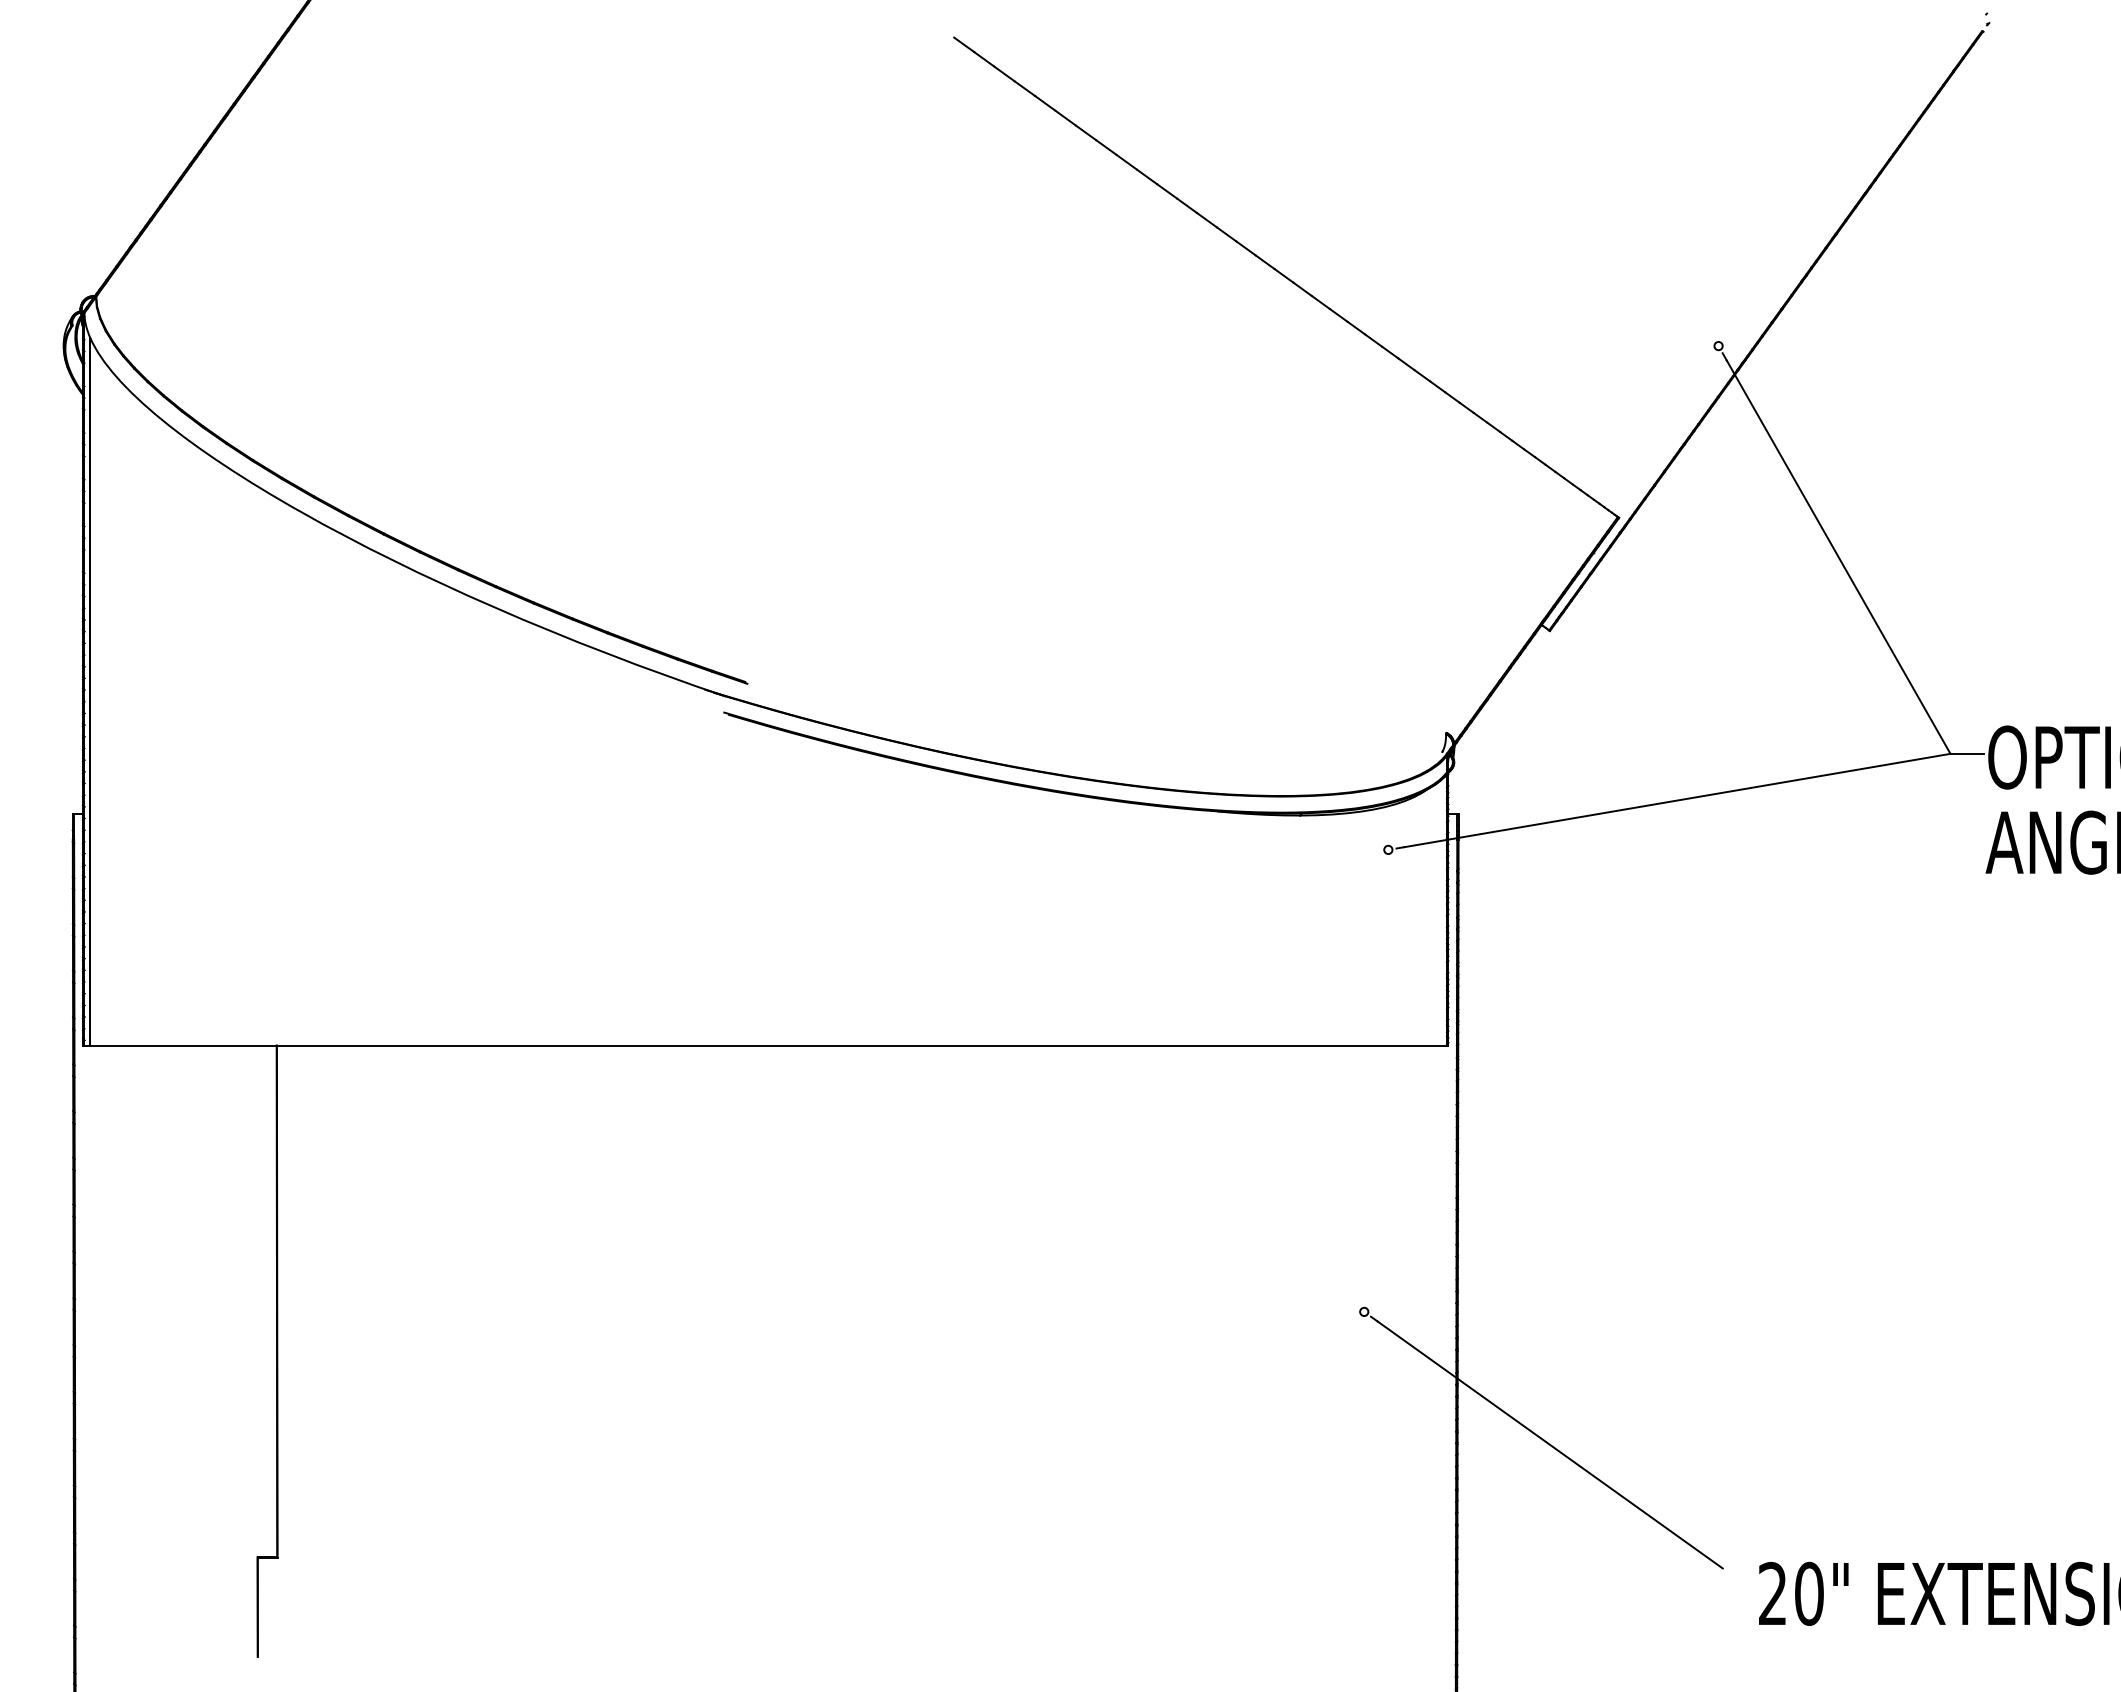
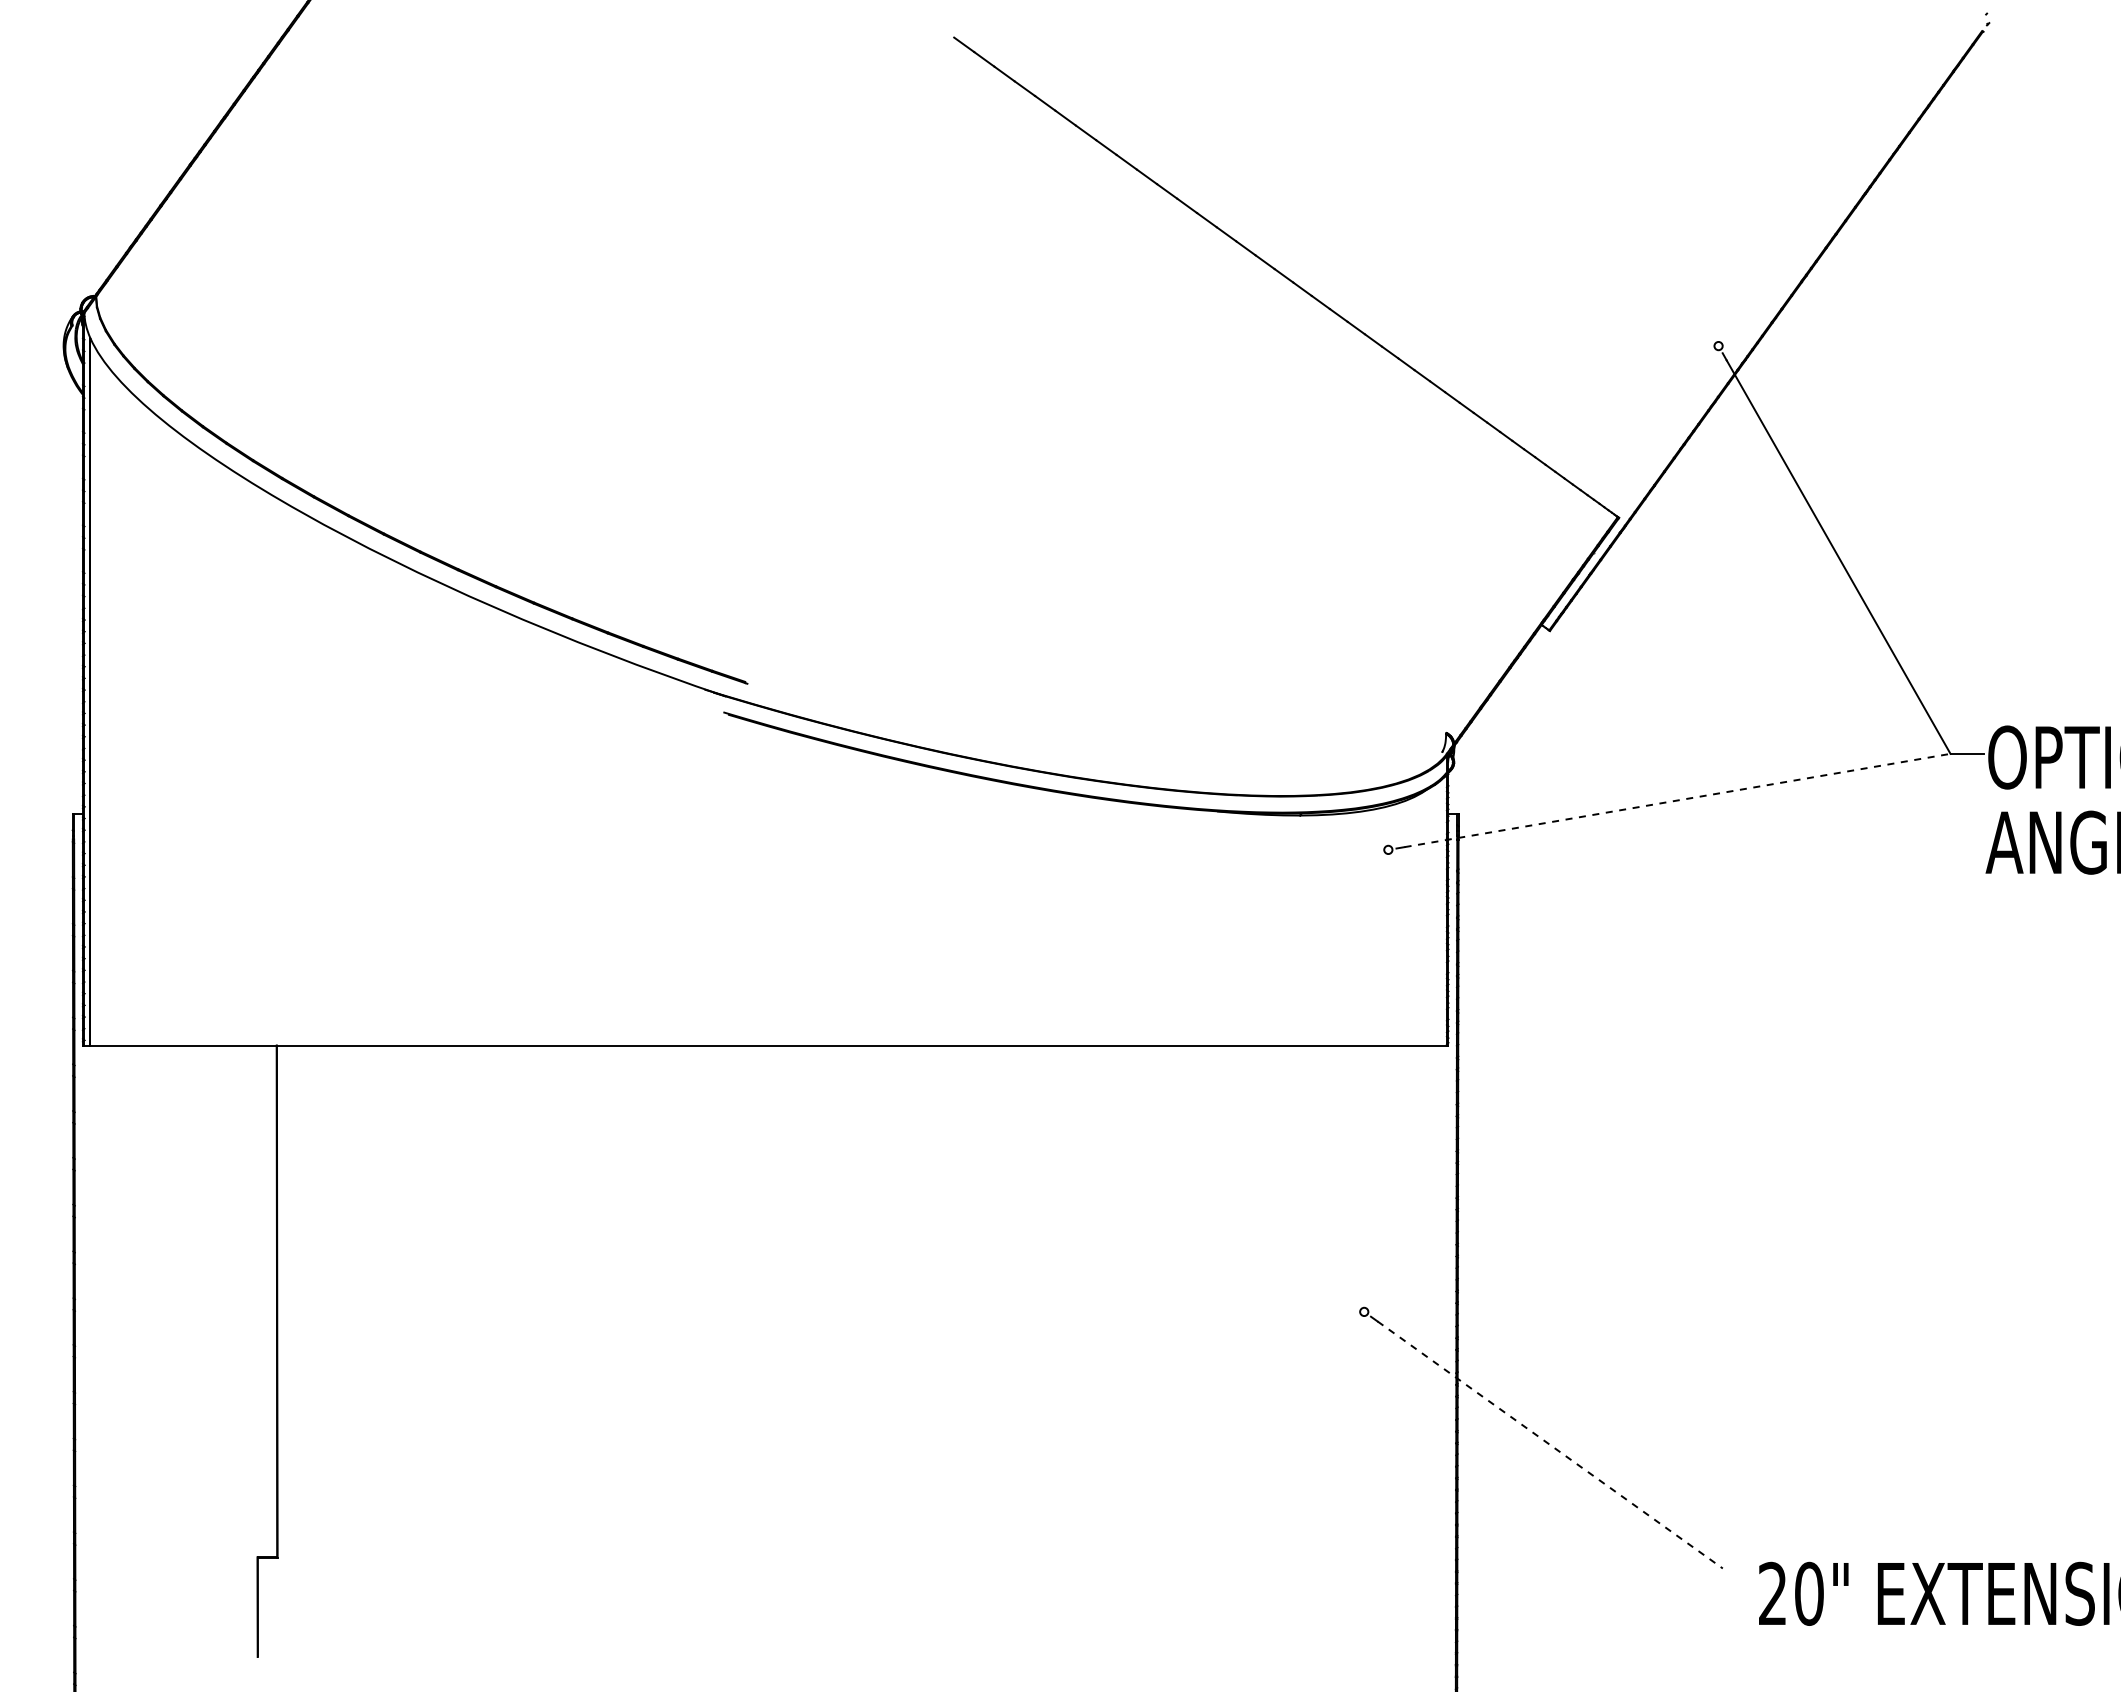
line: solid -> dashed (1677, 800)
line: solid -> dashed (1550, 1445)
